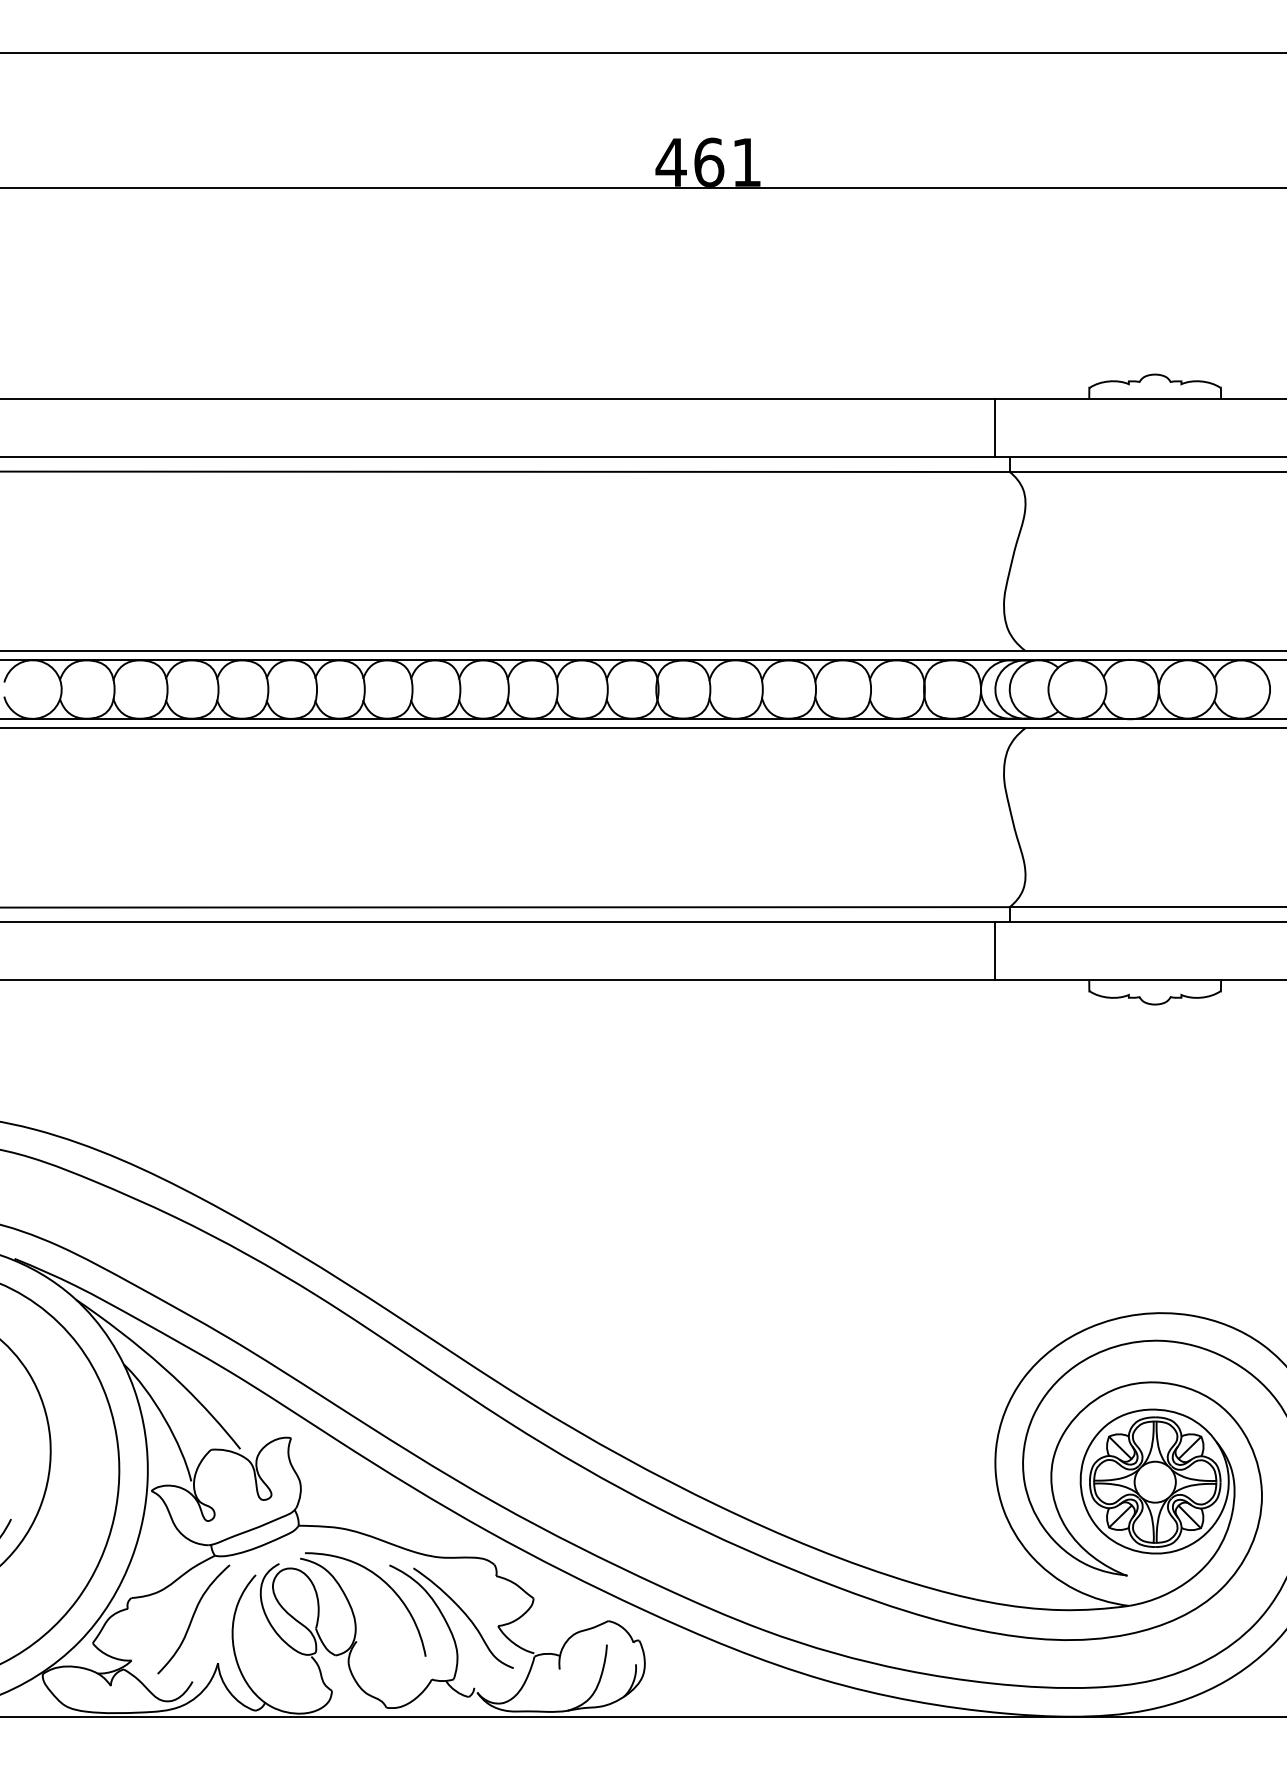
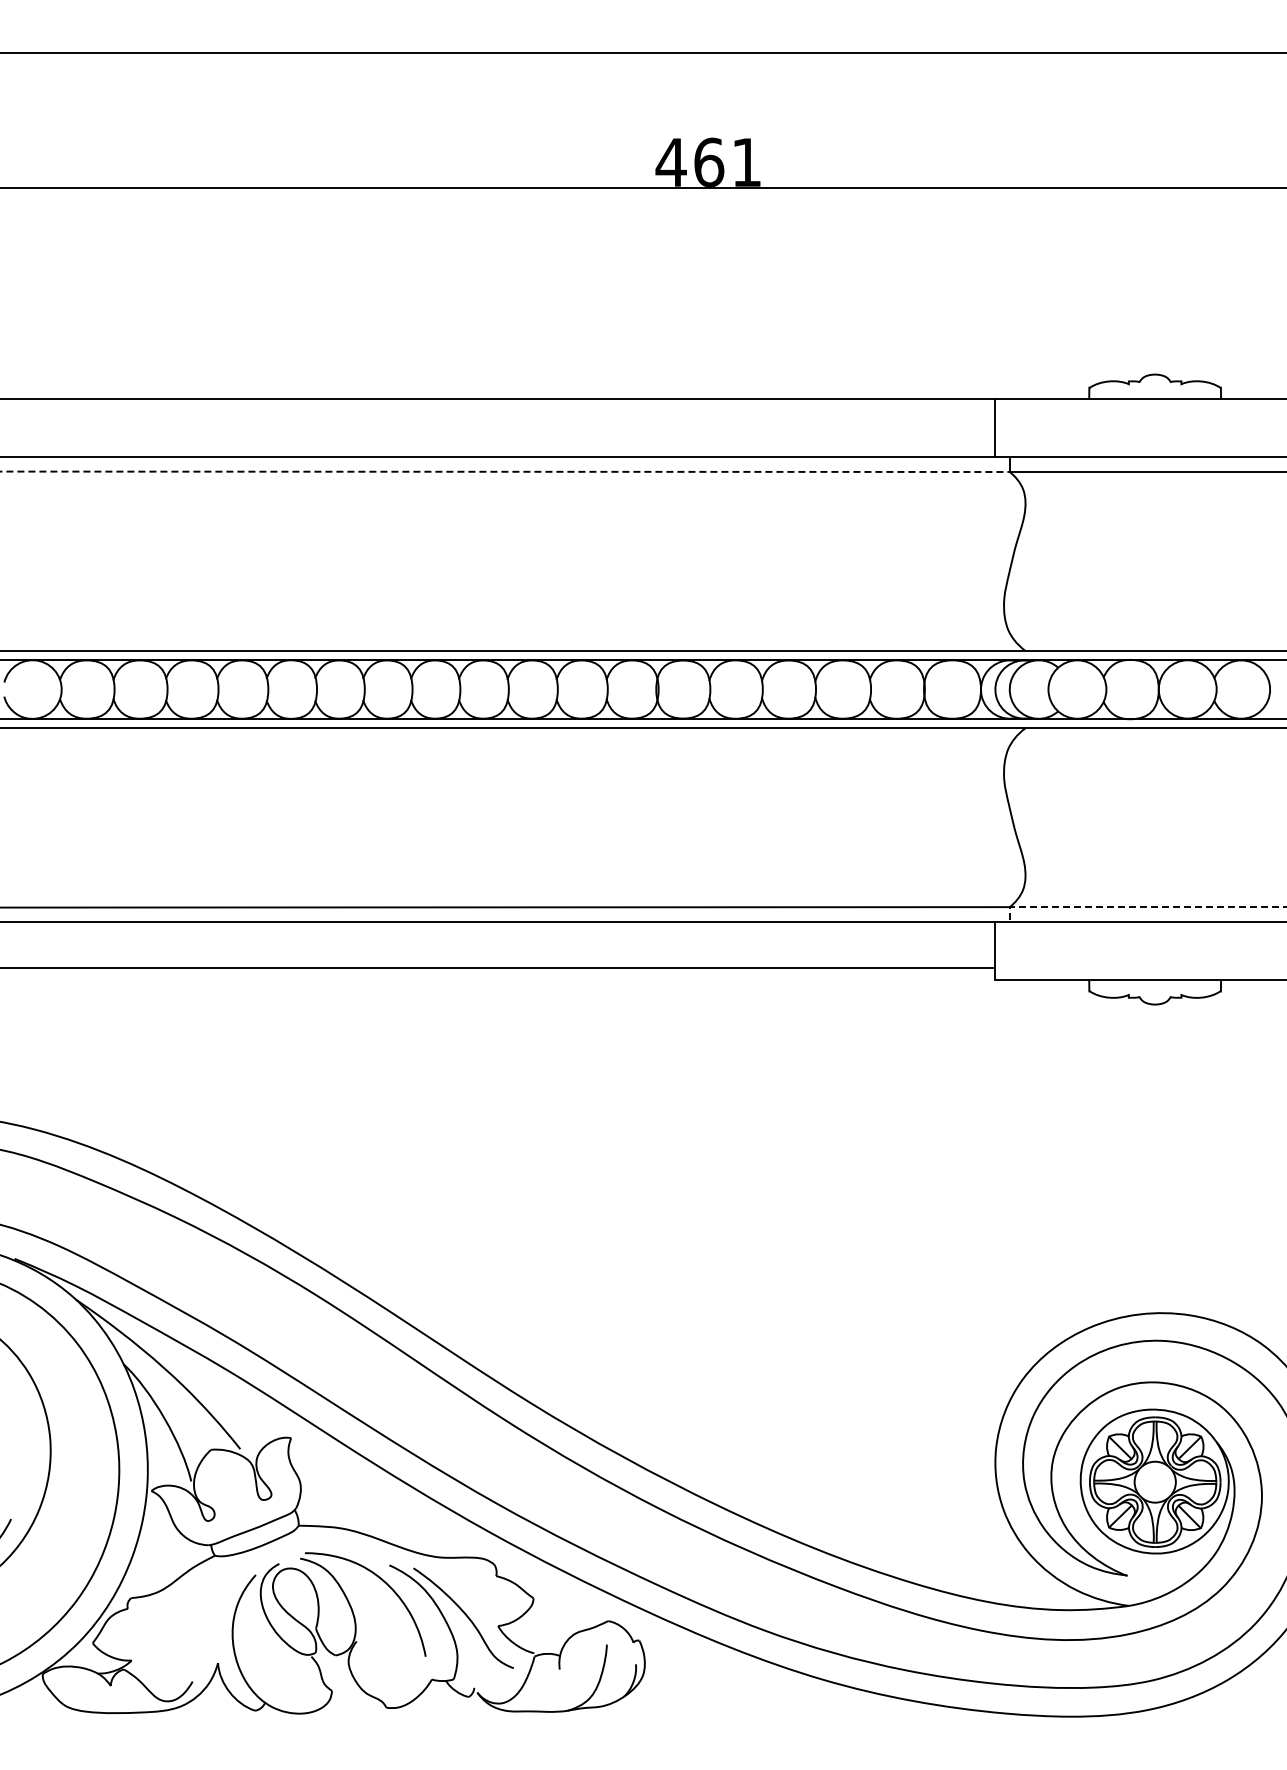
line: solid -> dashed (504, 471)
line: solid -> dashed (1139, 907)
line position: (498, 980) -> (498, 968) (498, 968)
curve: present -> none (193, 1618)
line: present -> none (642, 1716)
